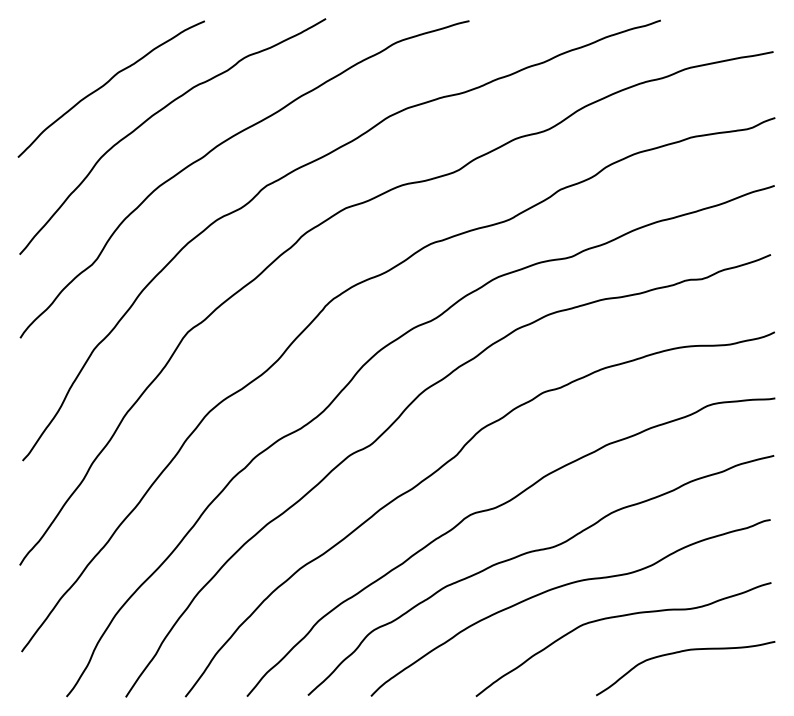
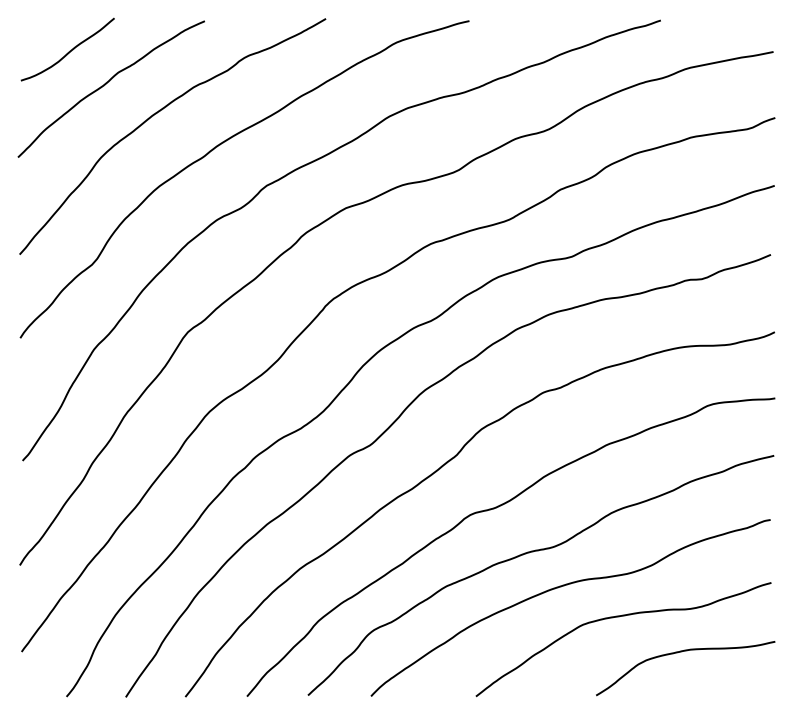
curve: none -> present (69, 50)
